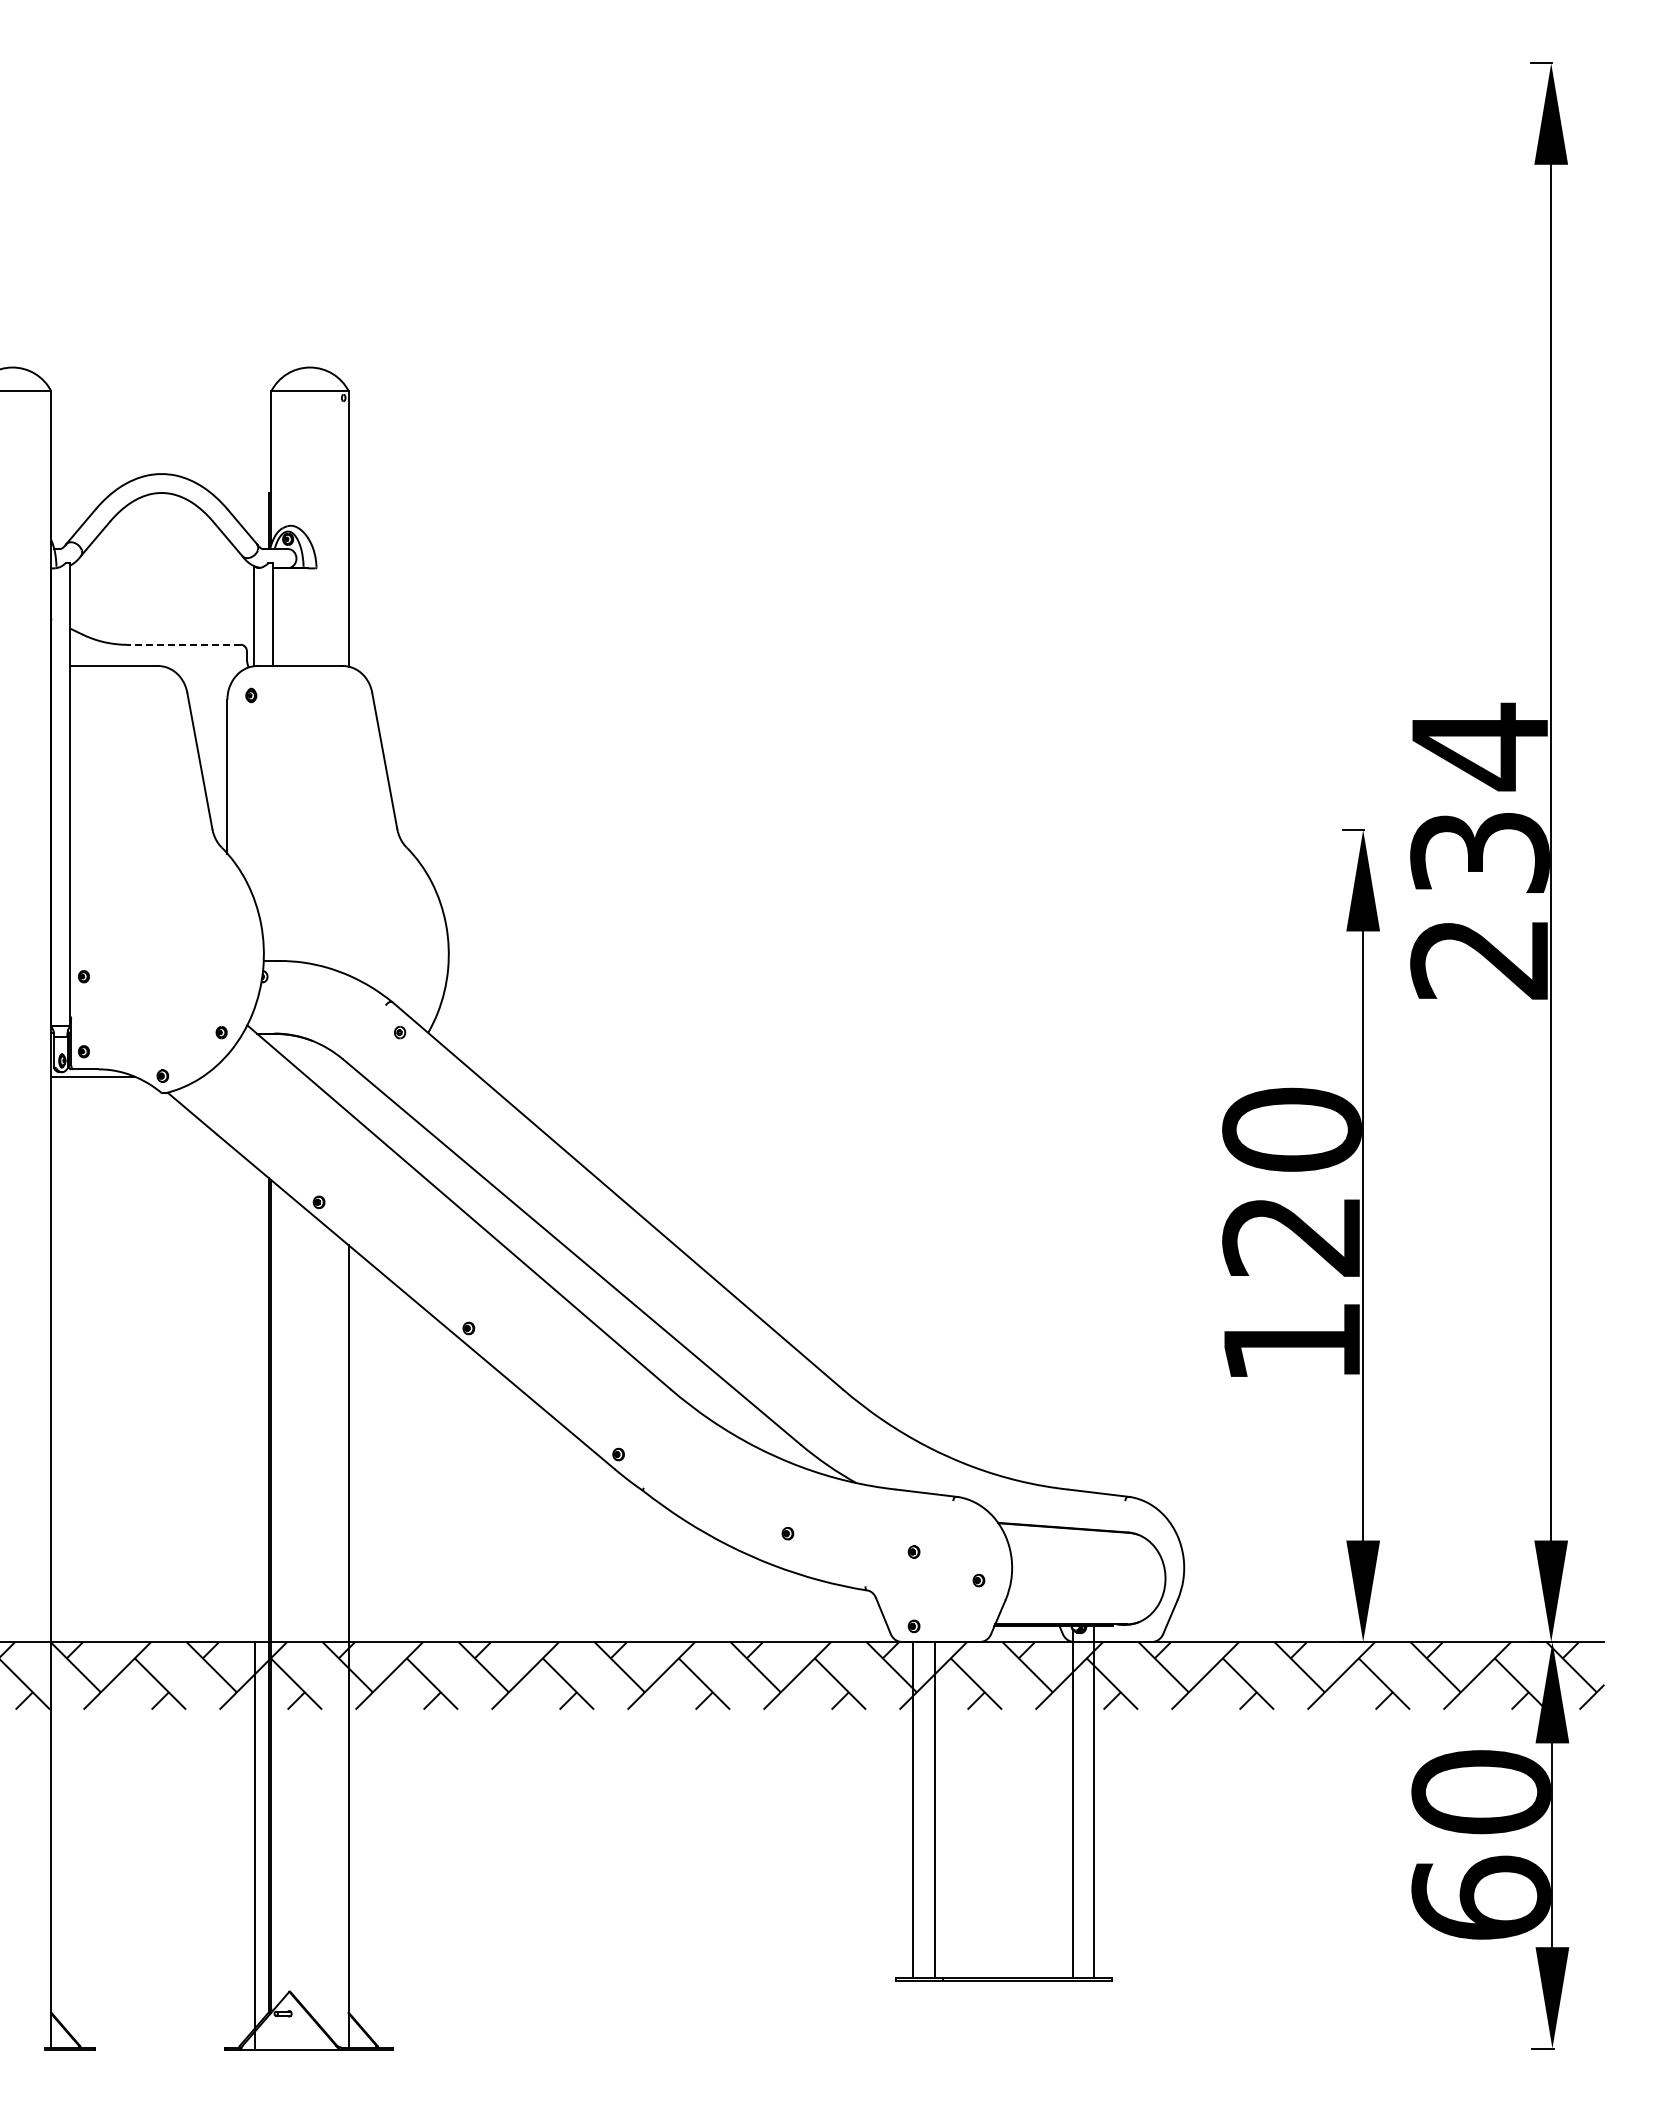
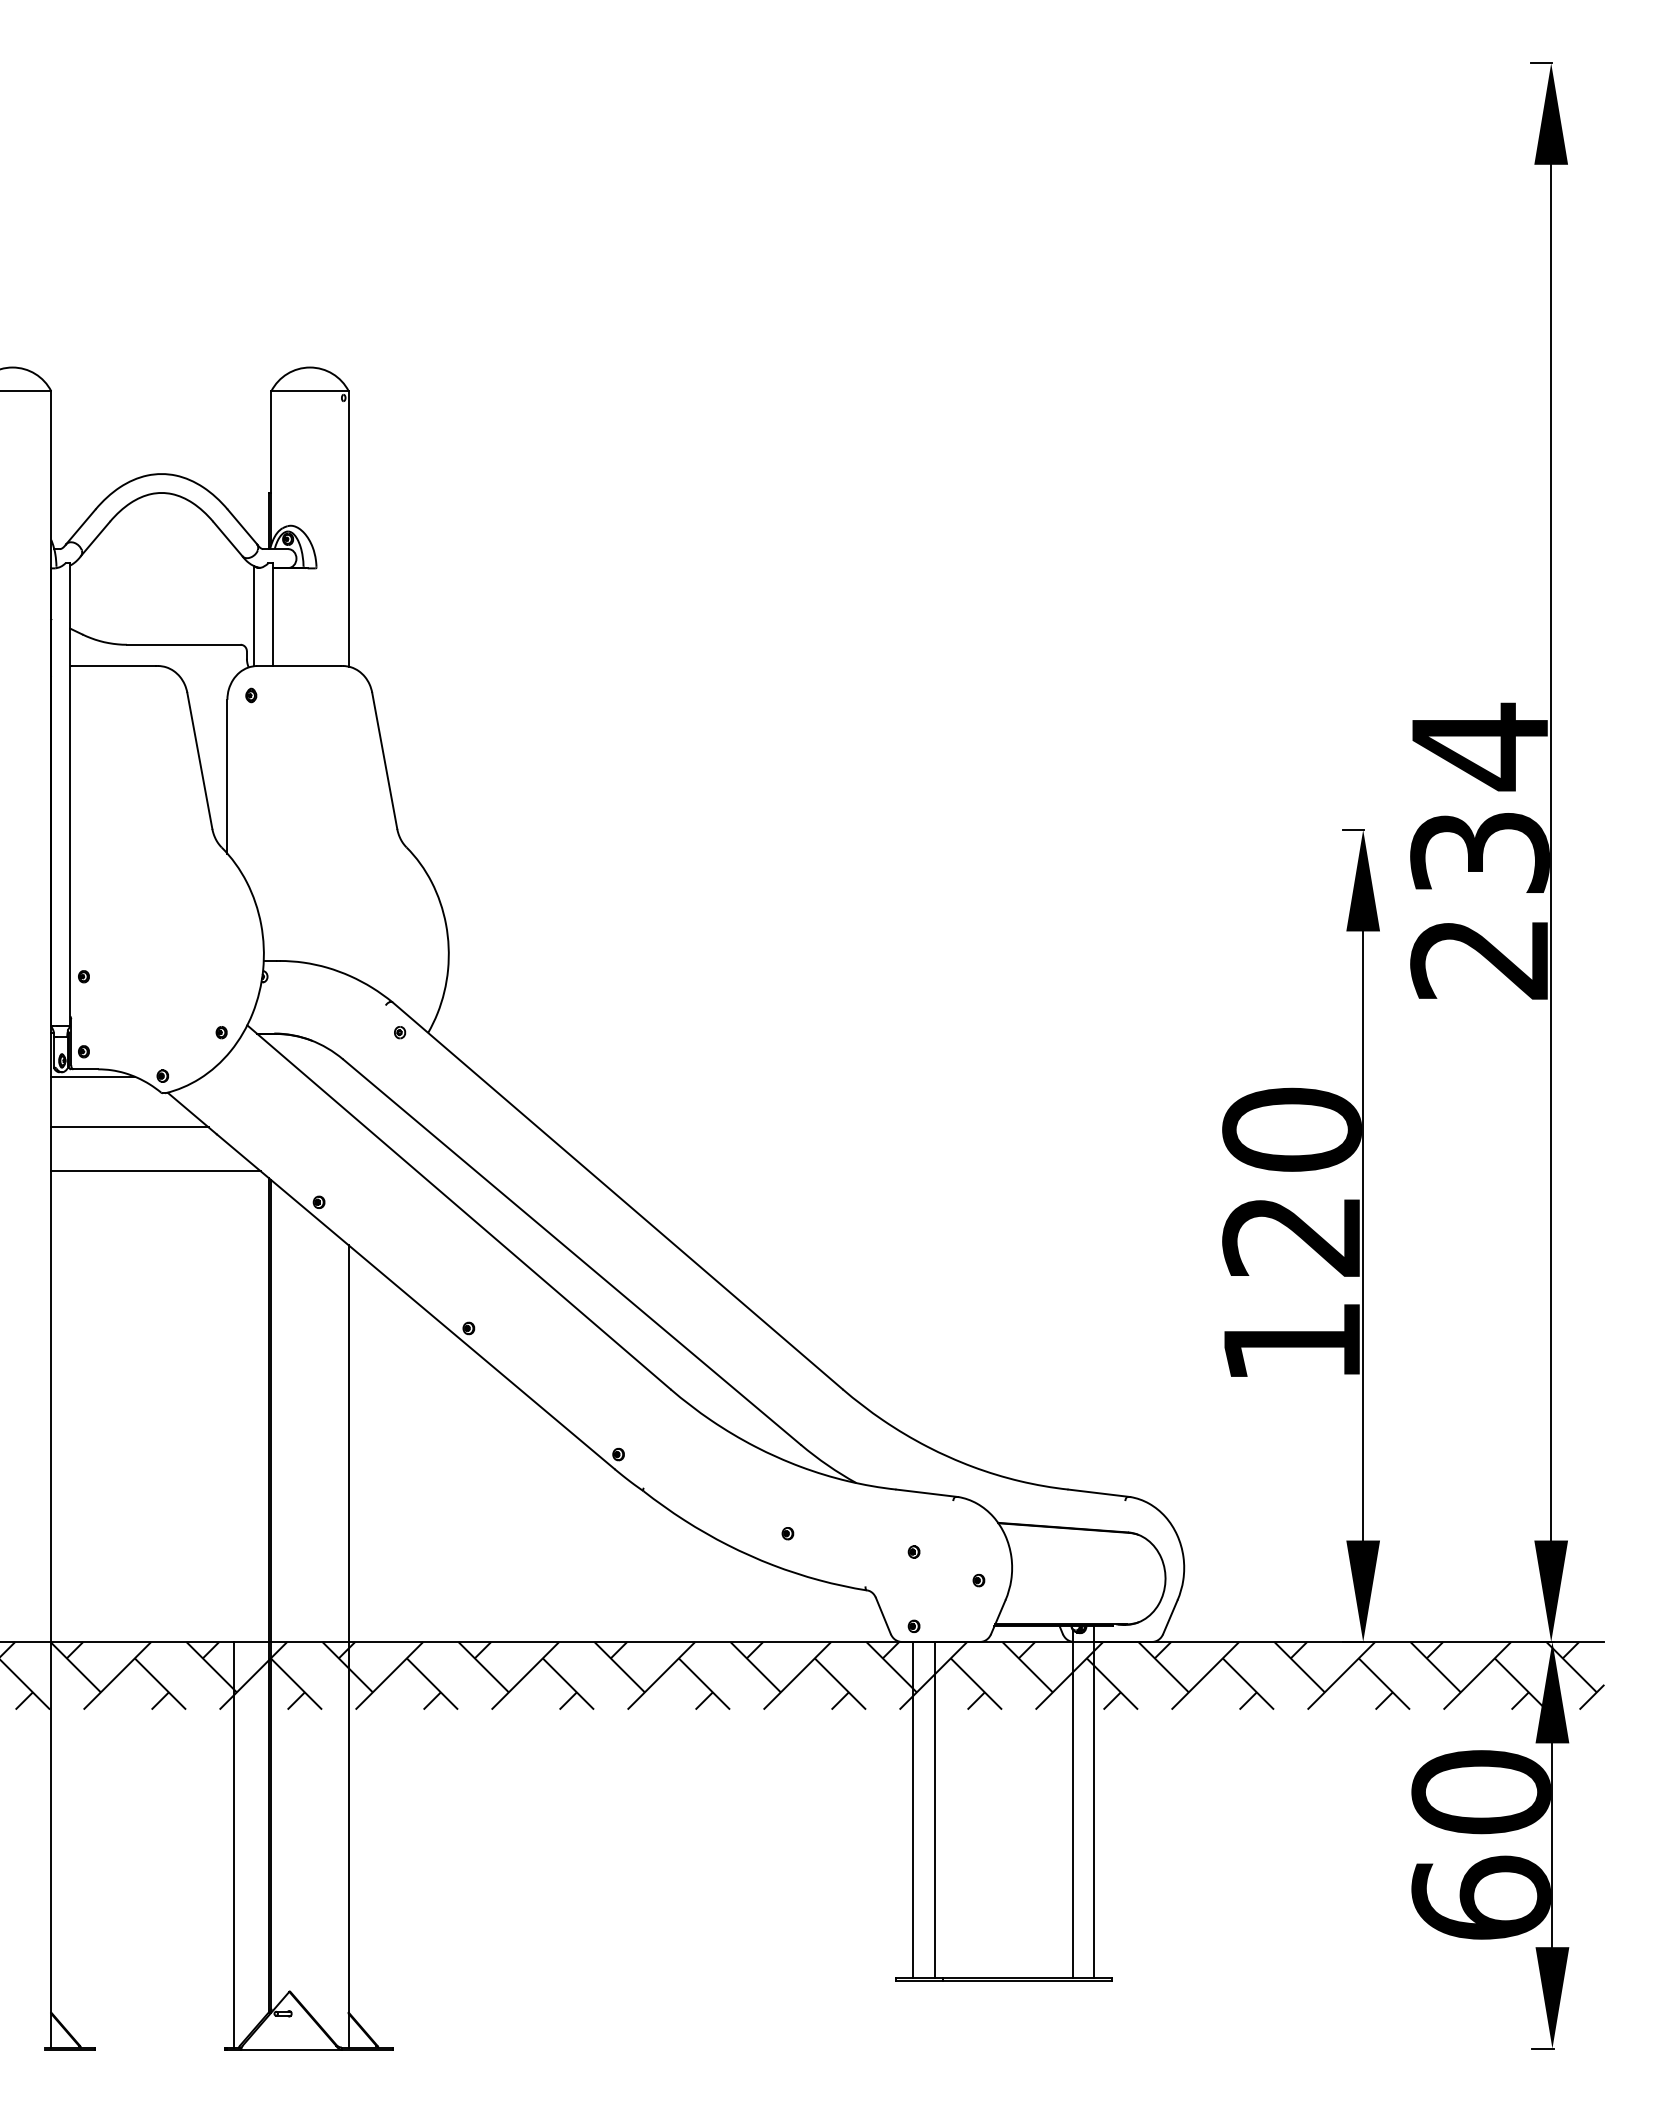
line: dashed -> solid (183, 644)
line: none -> present (129, 1127)
line: none -> present (155, 1171)
line position: (255, 1844) -> (234, 1844) (234, 1844)
